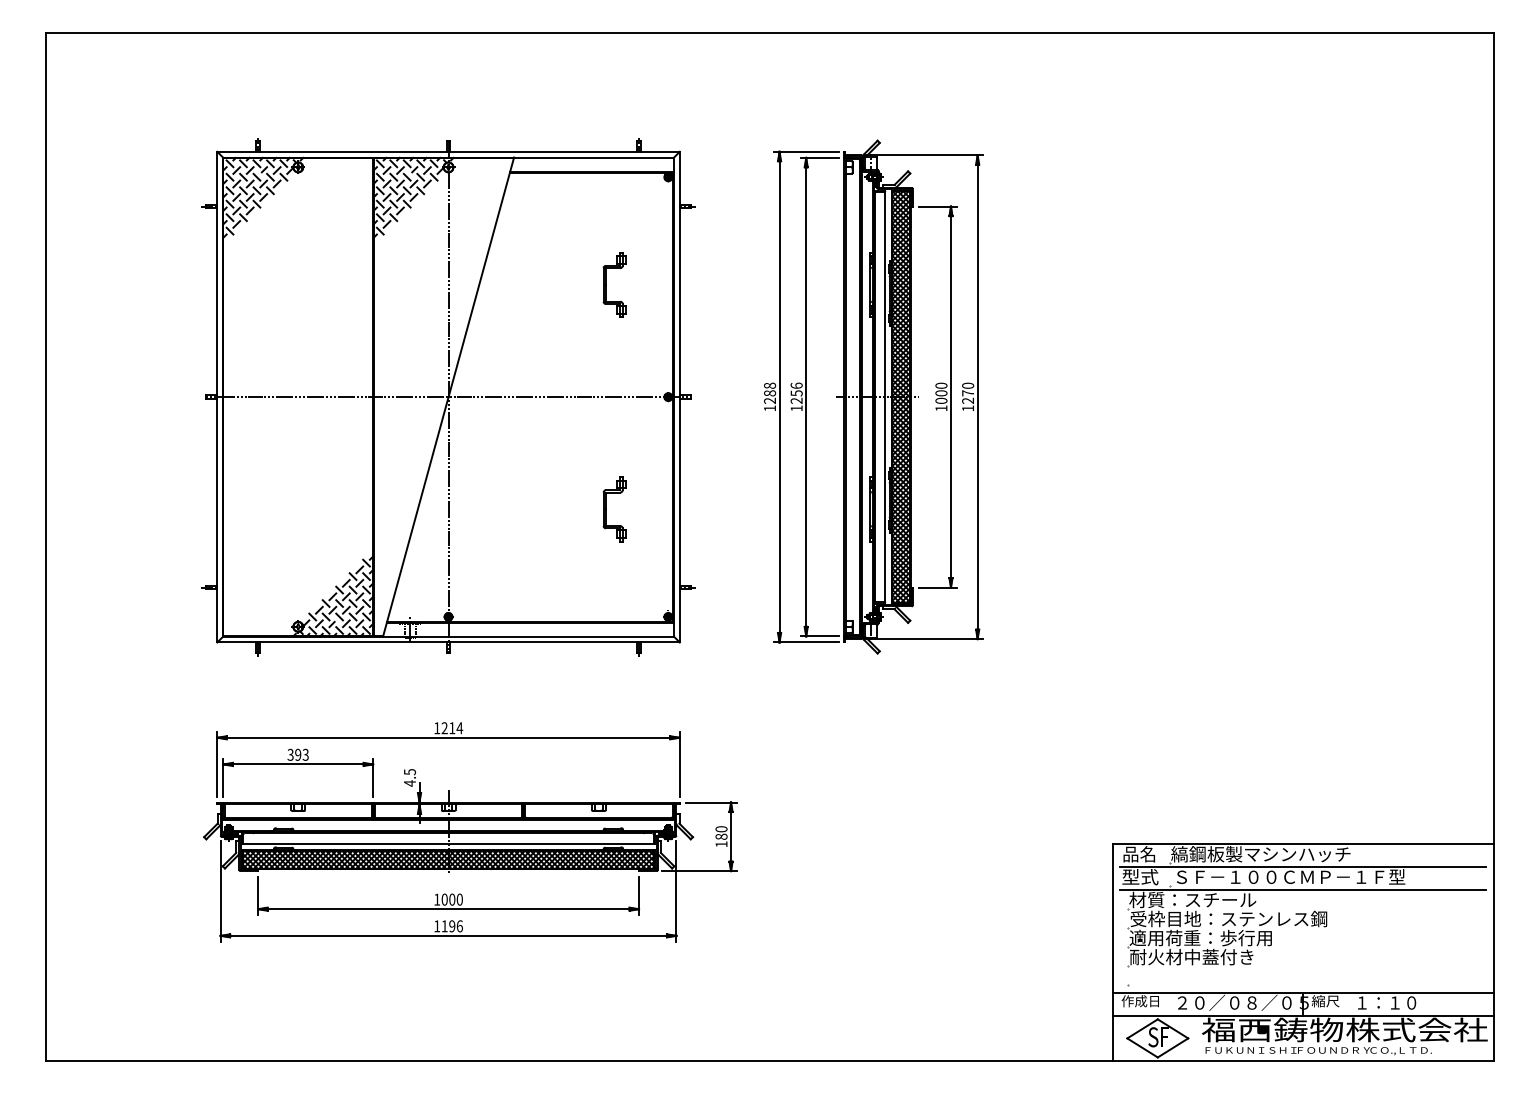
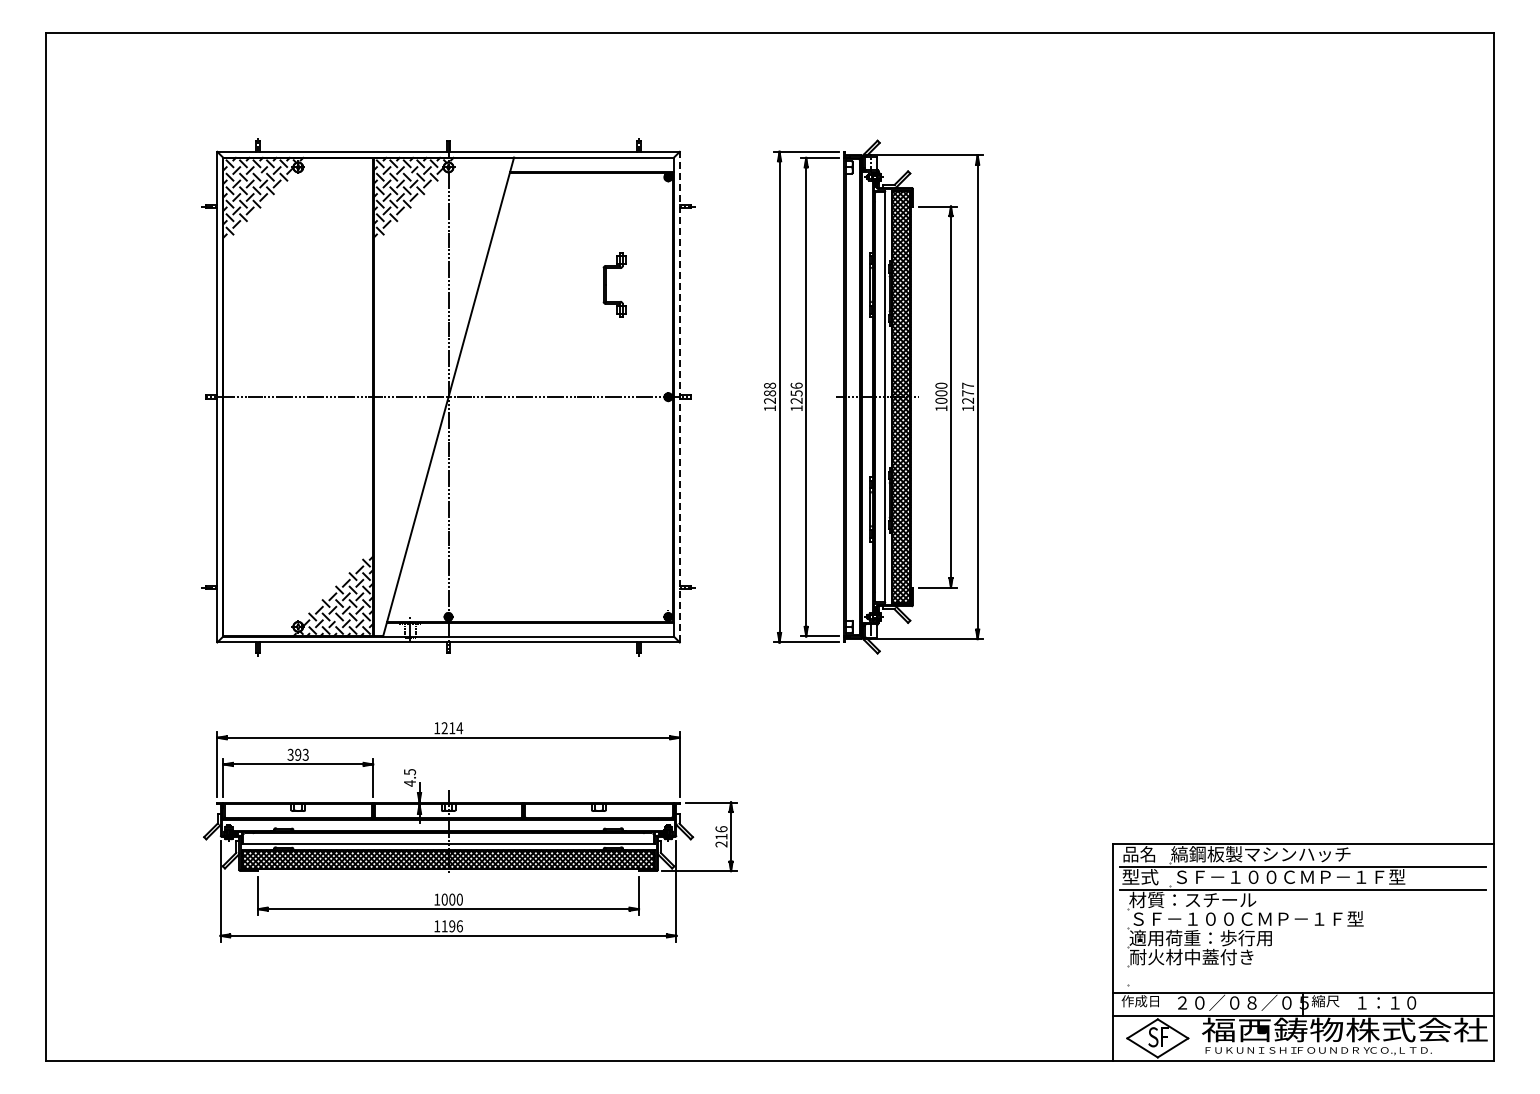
text: 1270 -> 1277 (968, 385)
line: solid -> dashed (679, 396)
part: present -> none (606, 509)
text: 180 -> 216 (721, 836)
text: 受枠目地：ステンレス鋼 -> ＳＦ－１００ＣＭＰ－１Ｆ型 (1246, 918)
